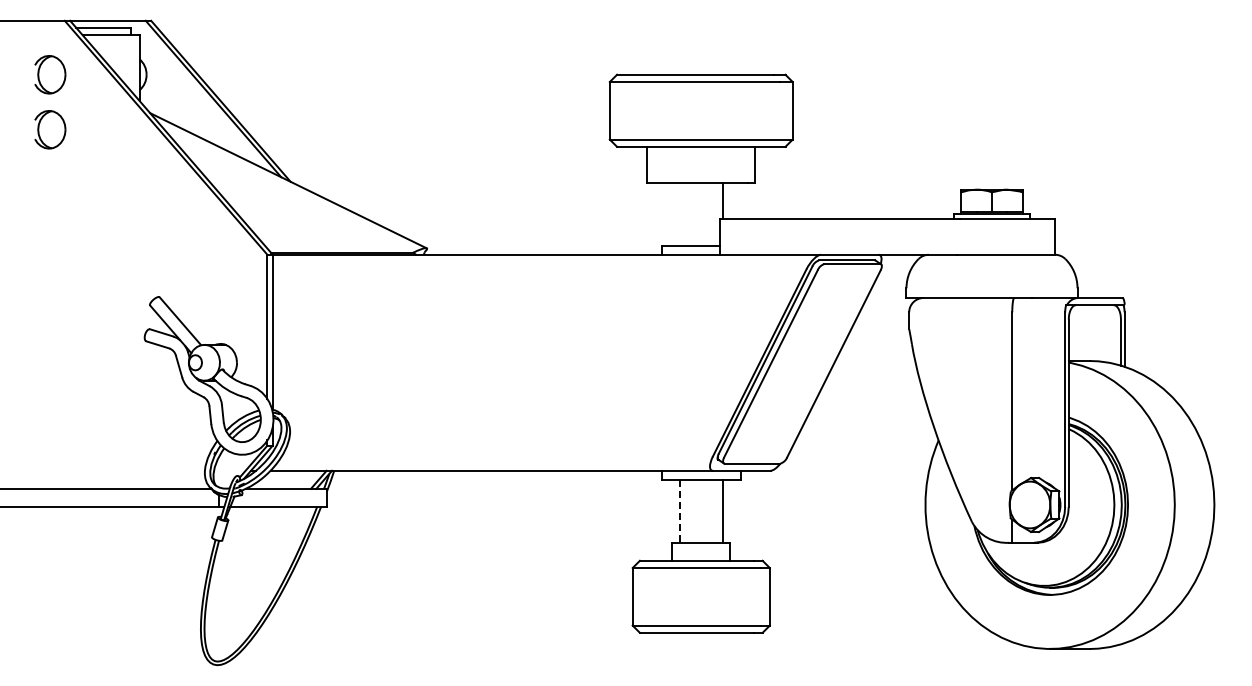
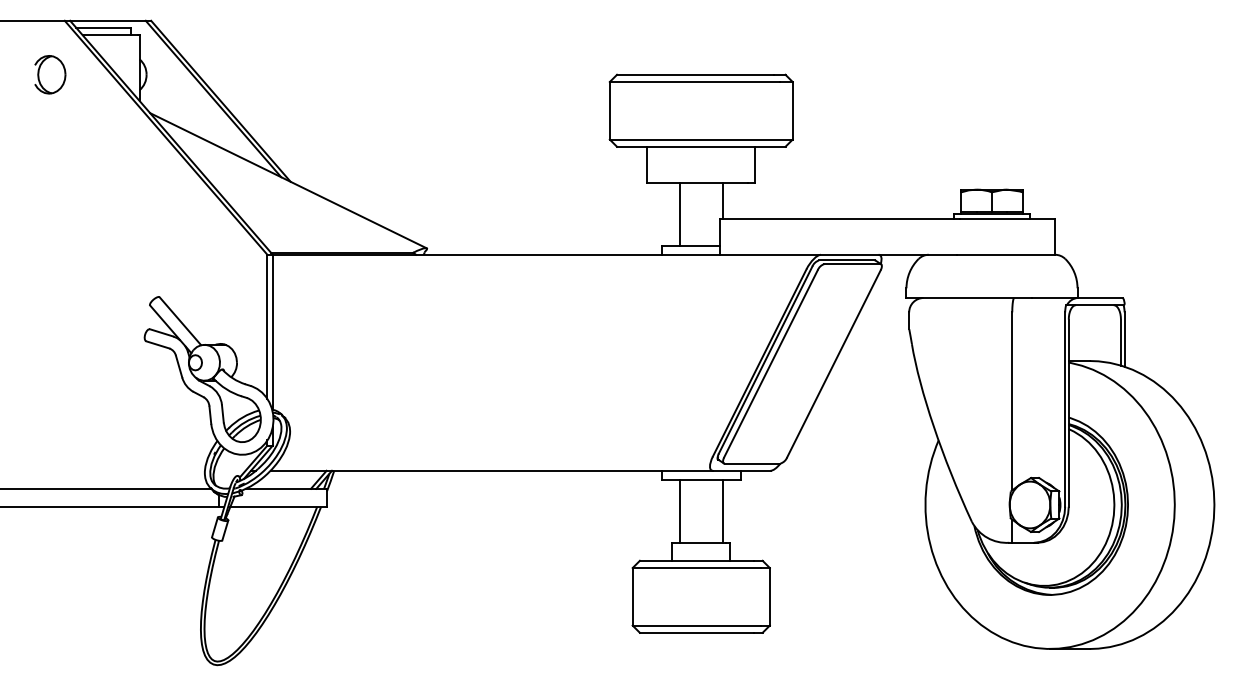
part: present -> none (50, 129)
line: none -> present (679, 213)
line: dashed -> solid (679, 511)
